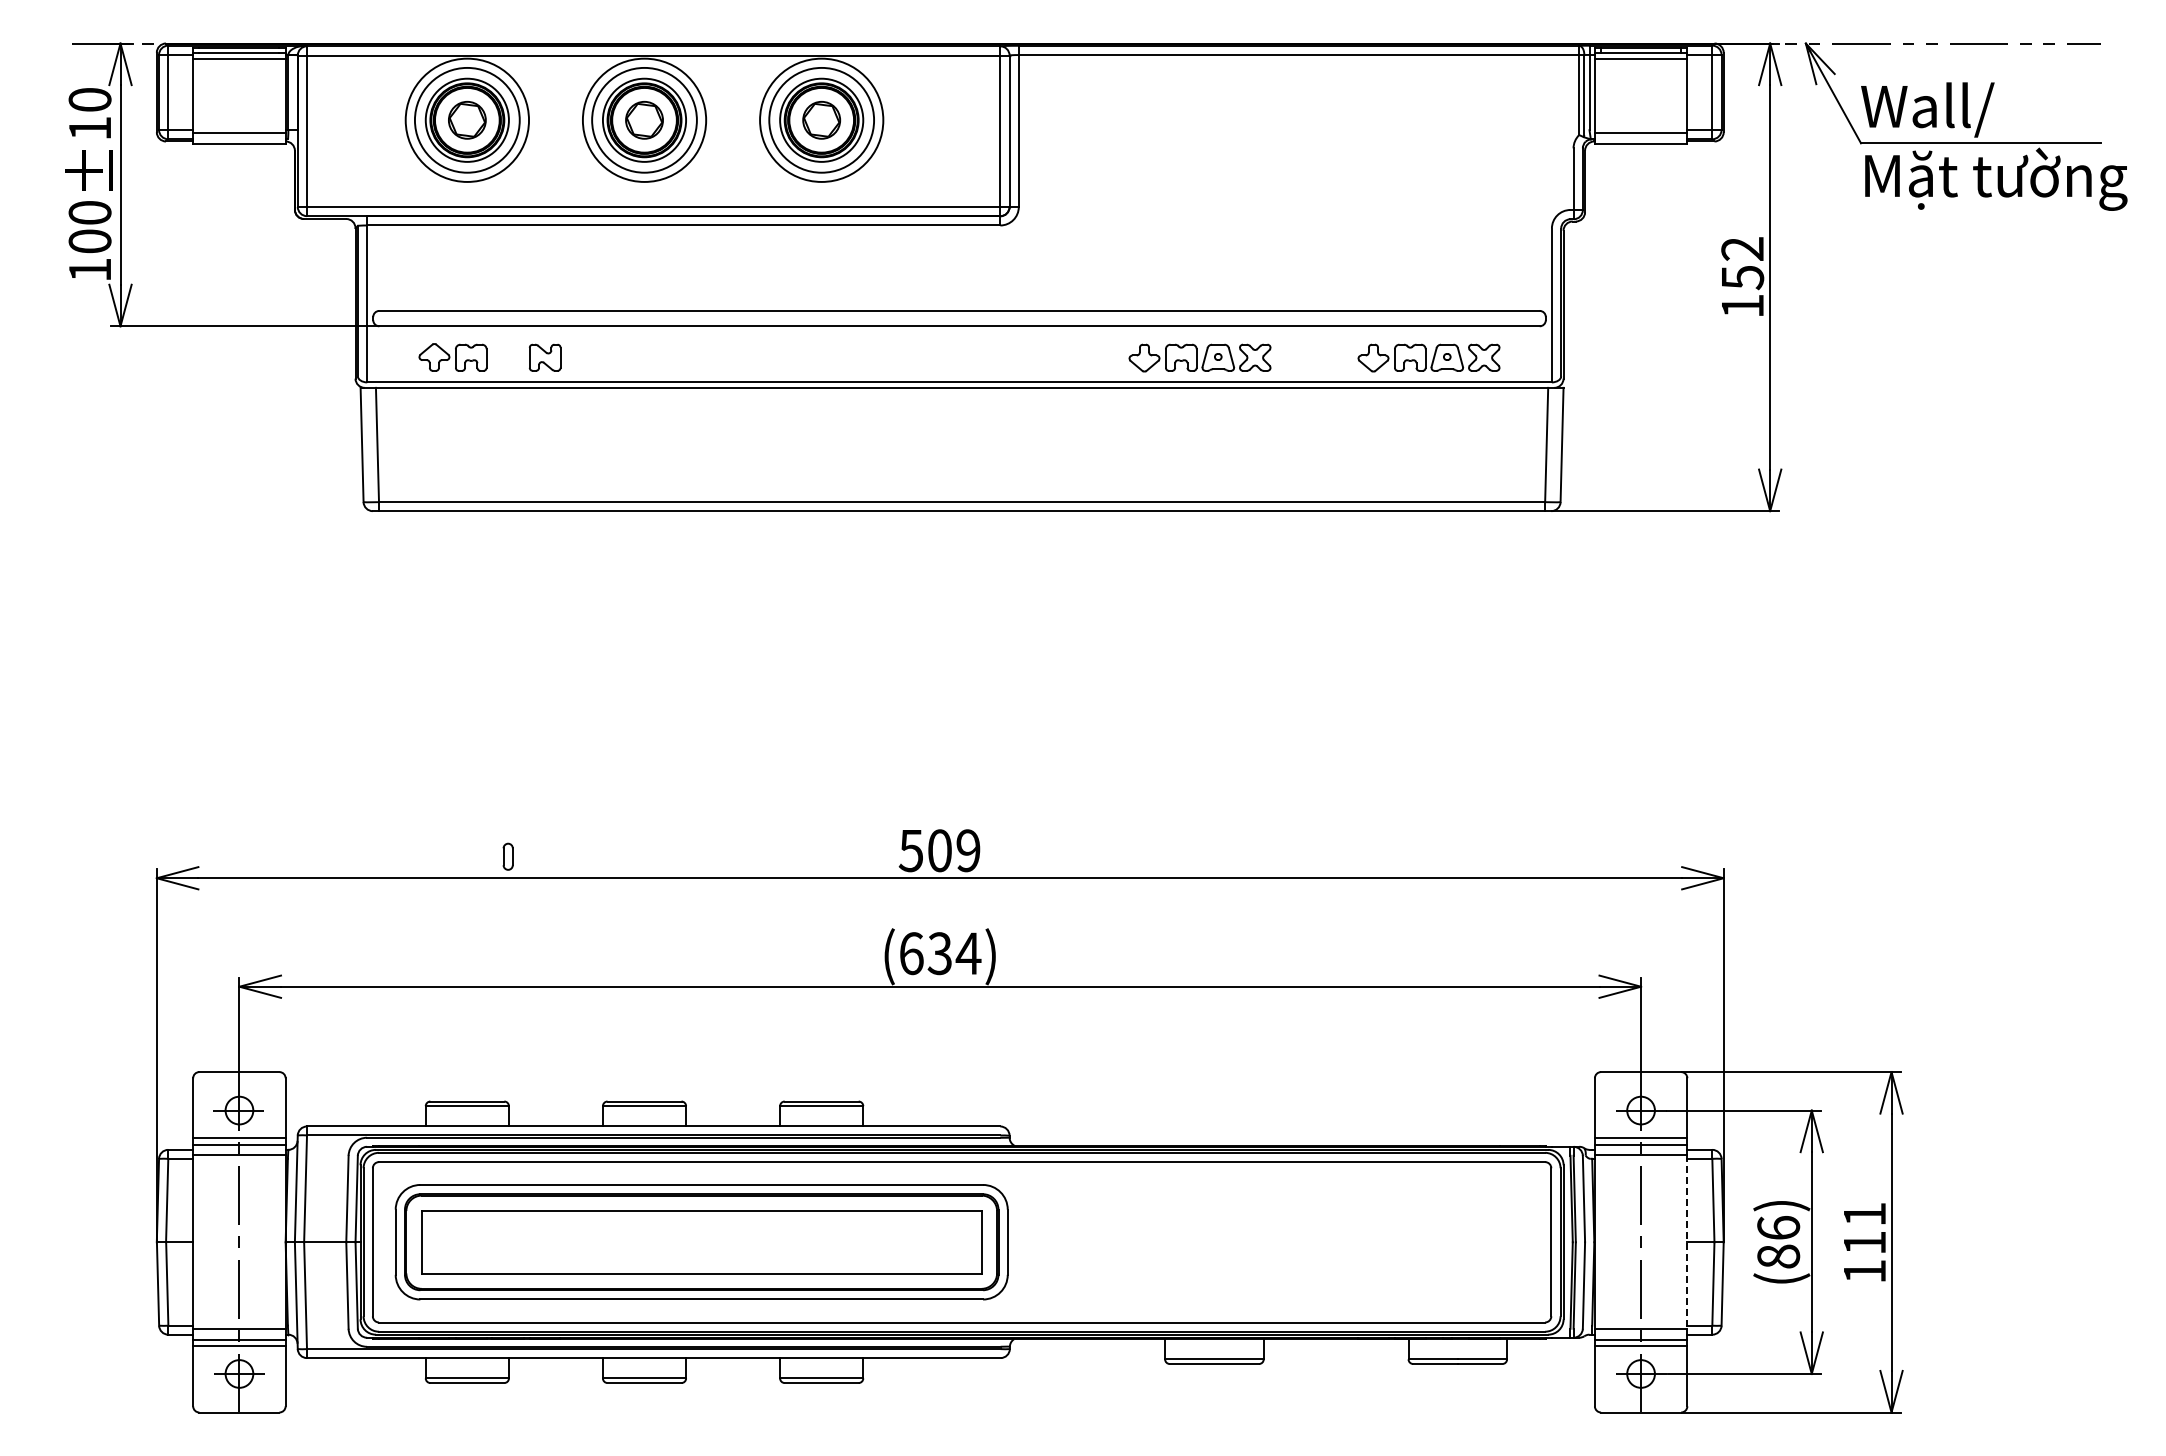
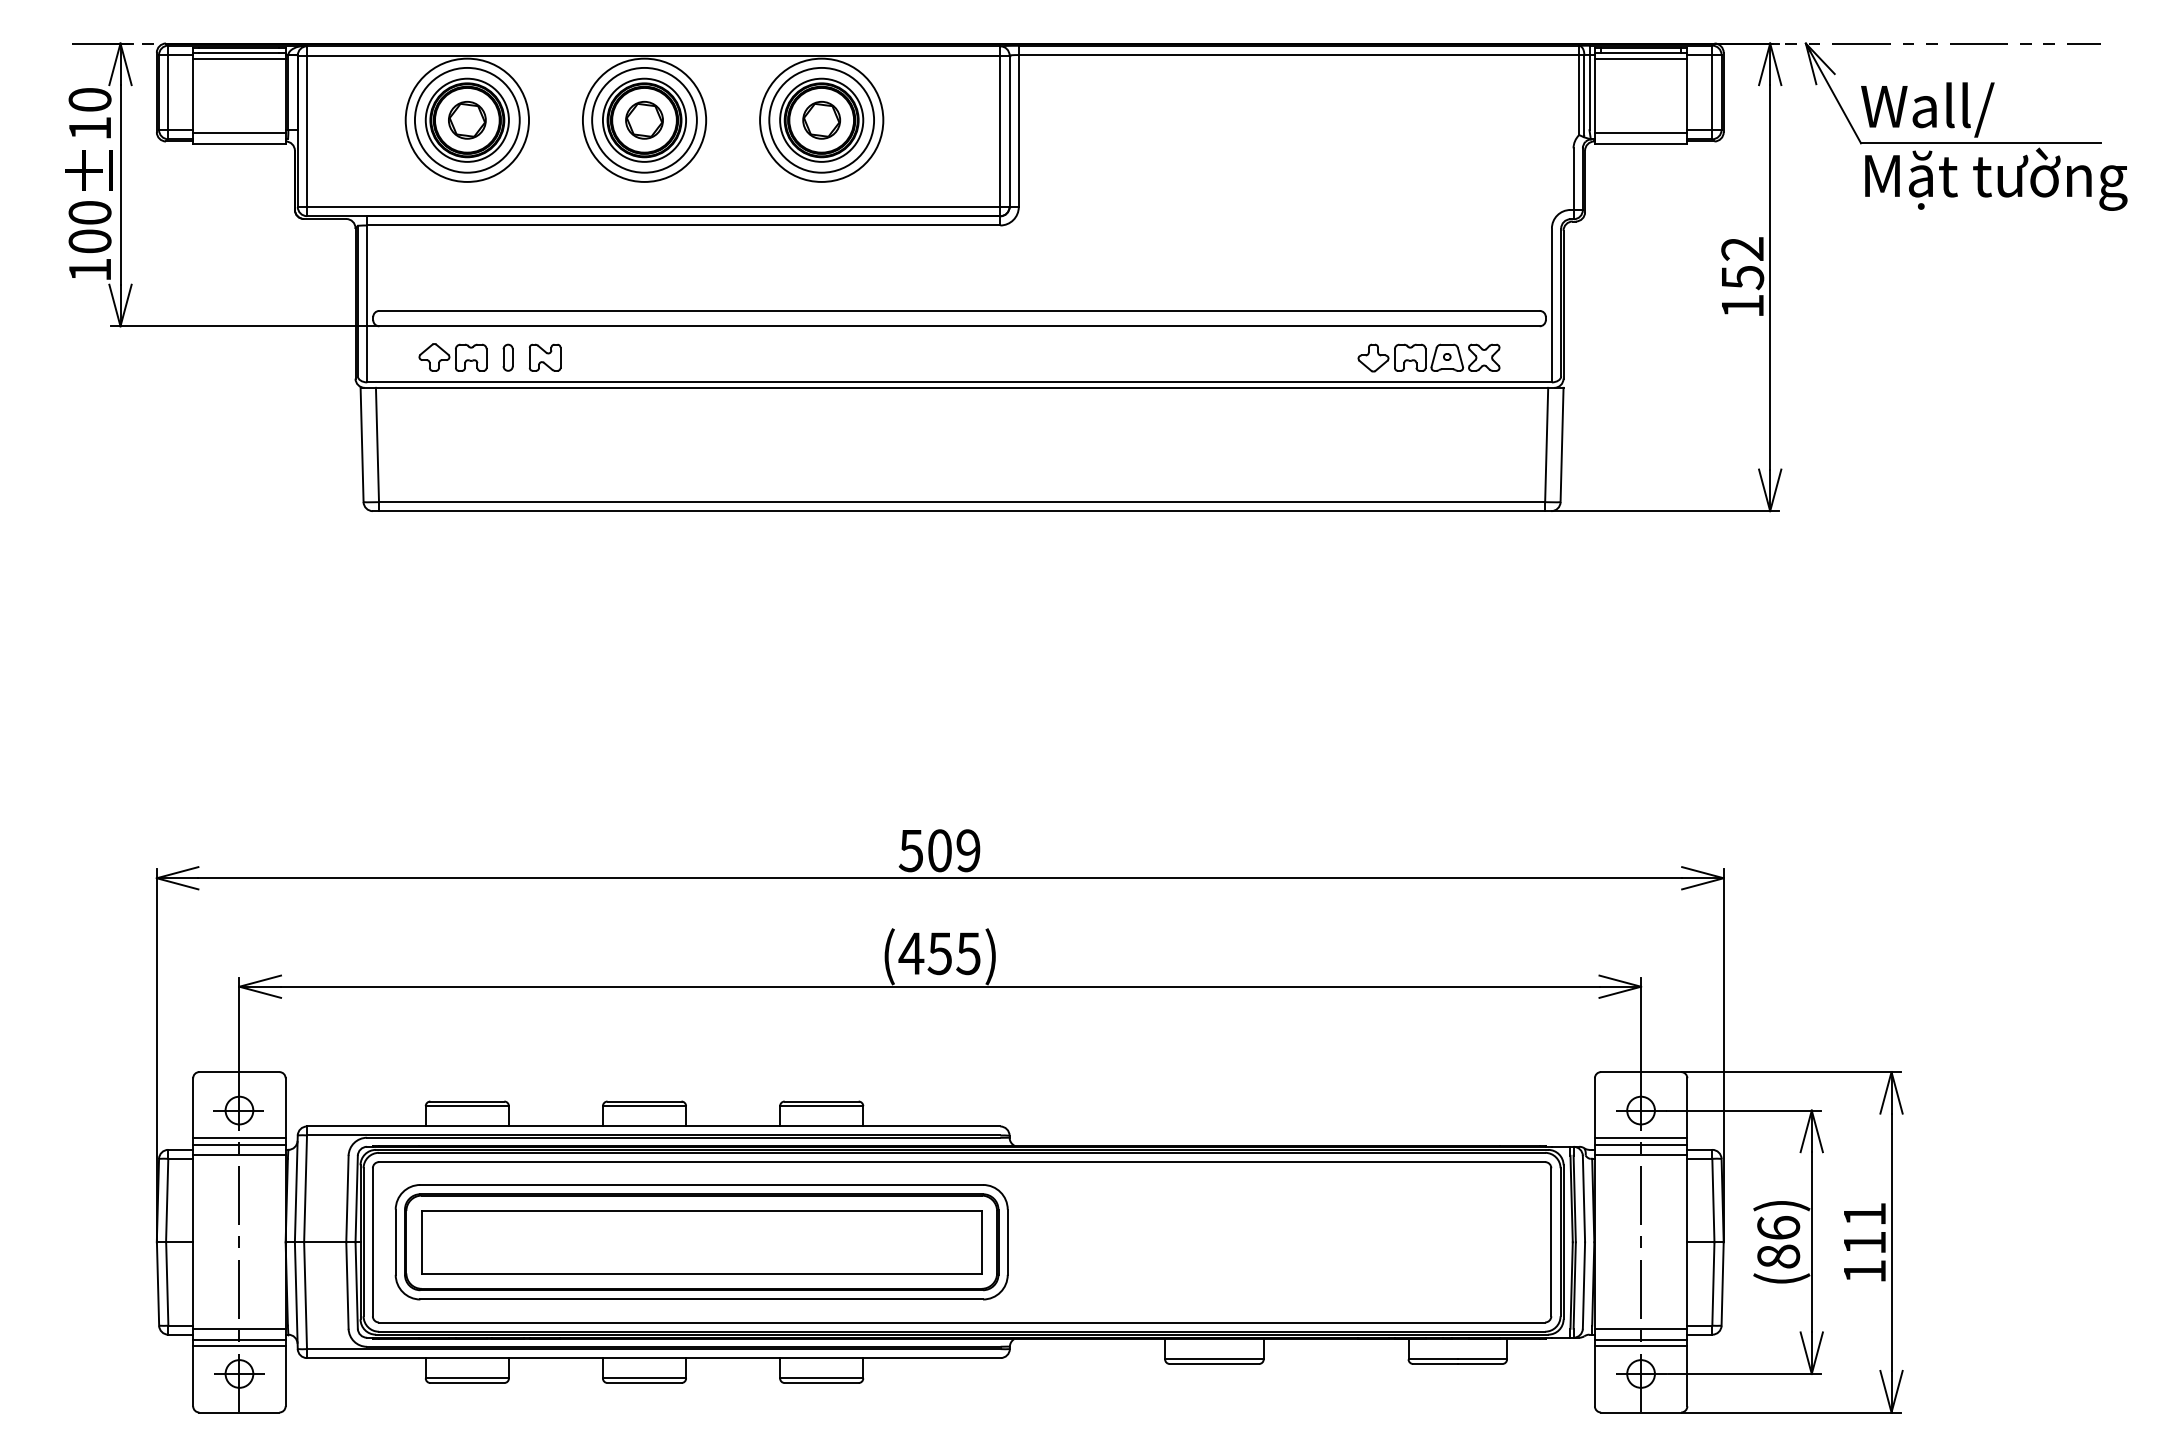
part: present -> none (1199, 357)
part position: (507, 856) -> (507, 357) (507, 357)
text: (634) -> (455) (939, 953)
line: dashed -> solid (1687, 1242)
